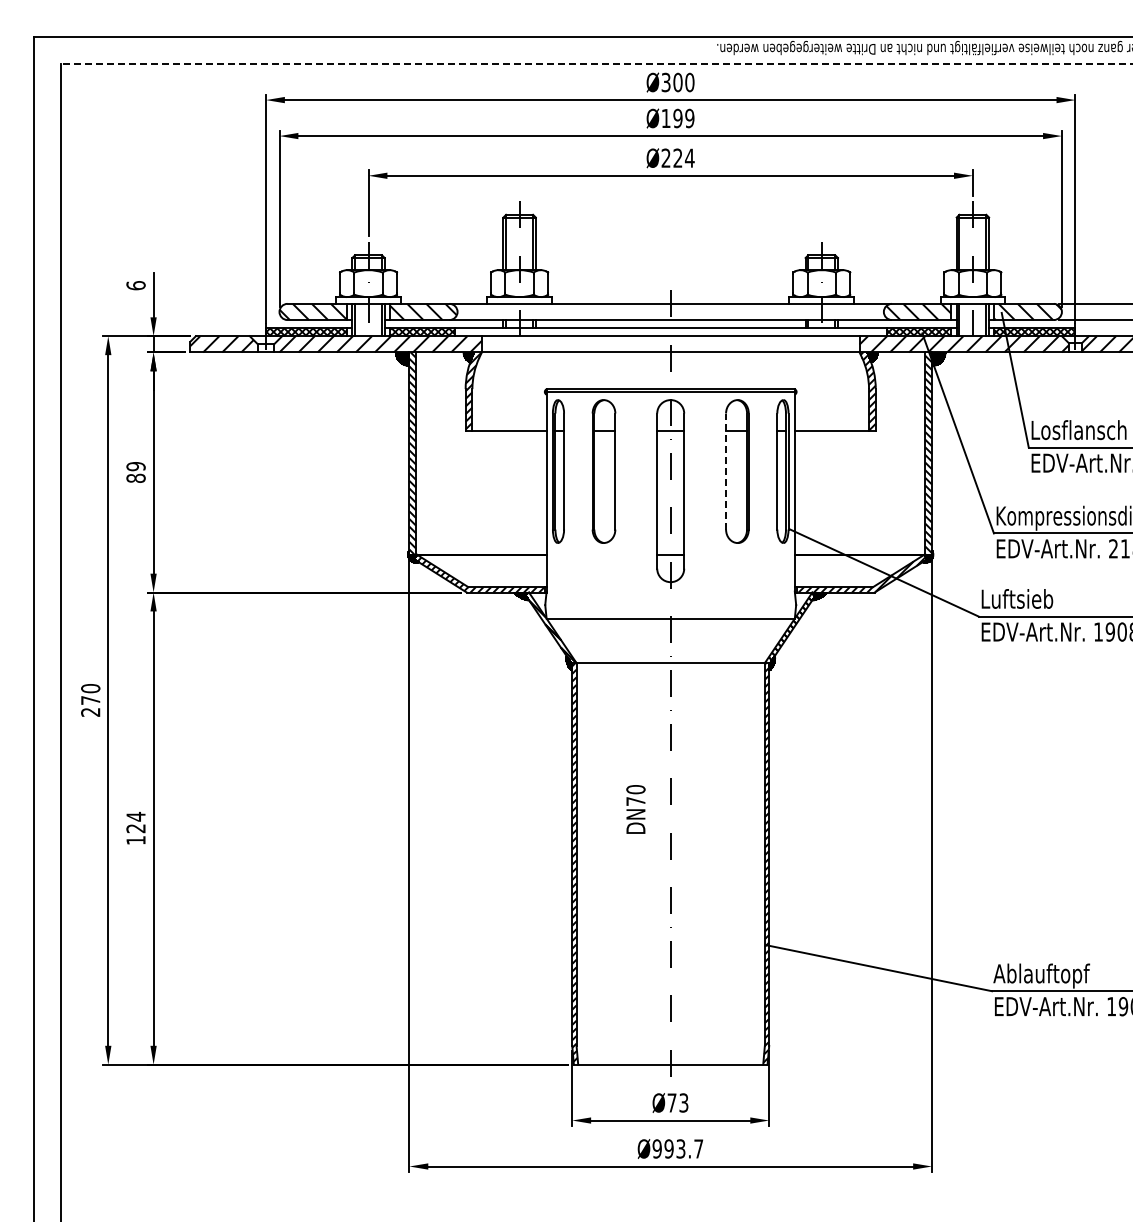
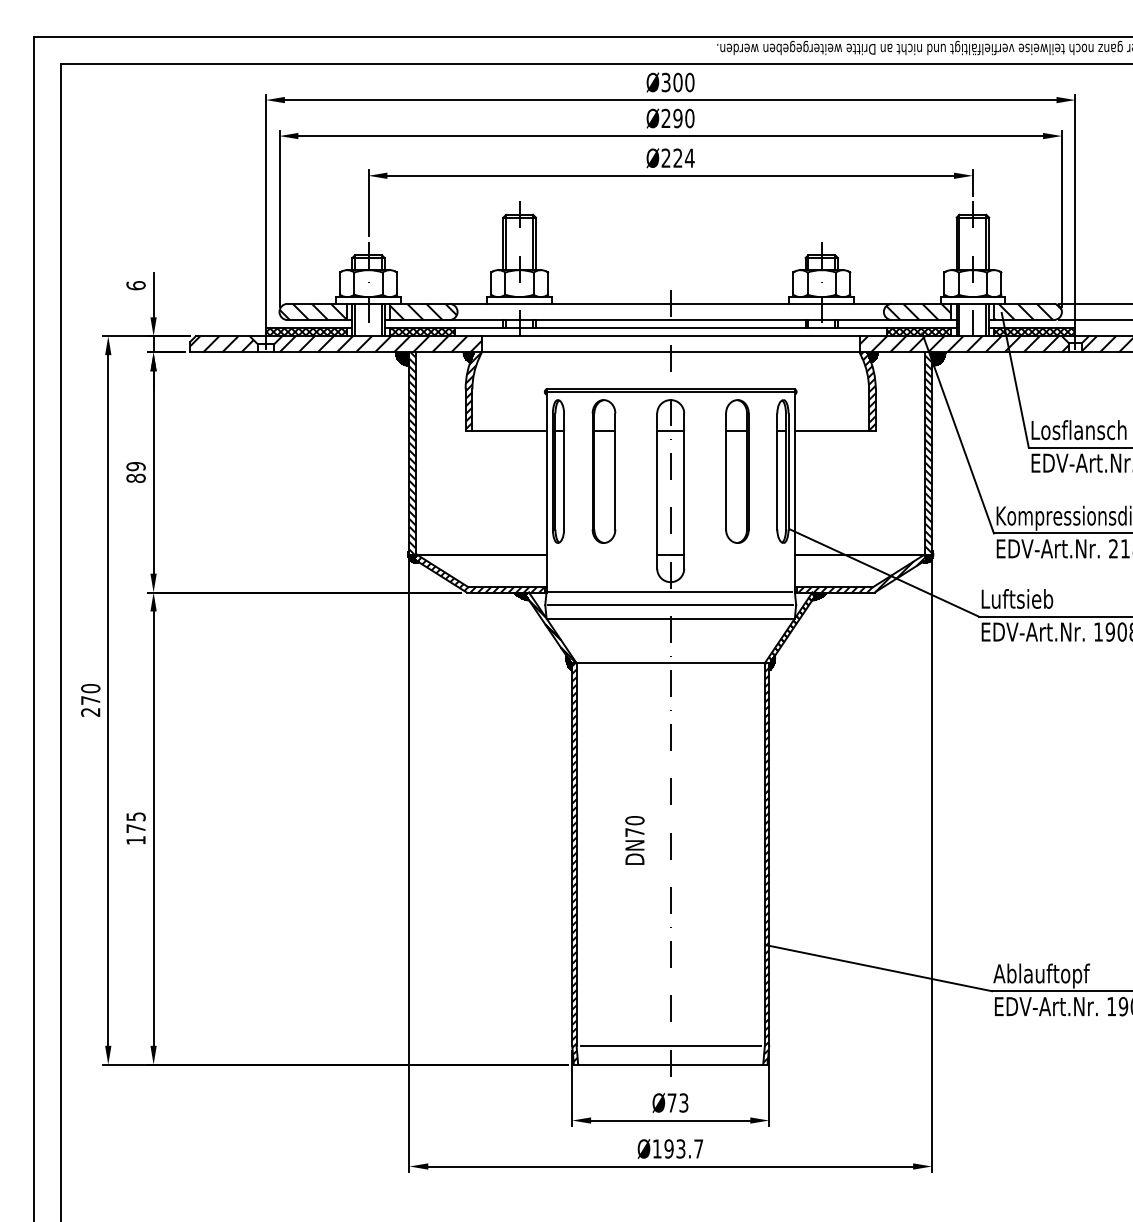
line: dashed -> solid (596, 63)
text: Ø199 -> Ø290 (677, 118)
line: dashed -> solid (726, 471)
line: none -> present (670, 591)
line: none -> present (670, 605)
text position: (635, 809) -> (634, 840) (634, 840)
text: 124 -> 175 (135, 822)
line: none -> present (670, 1045)
text: Ø993.7 -> Ø193.7 (656, 1148)
